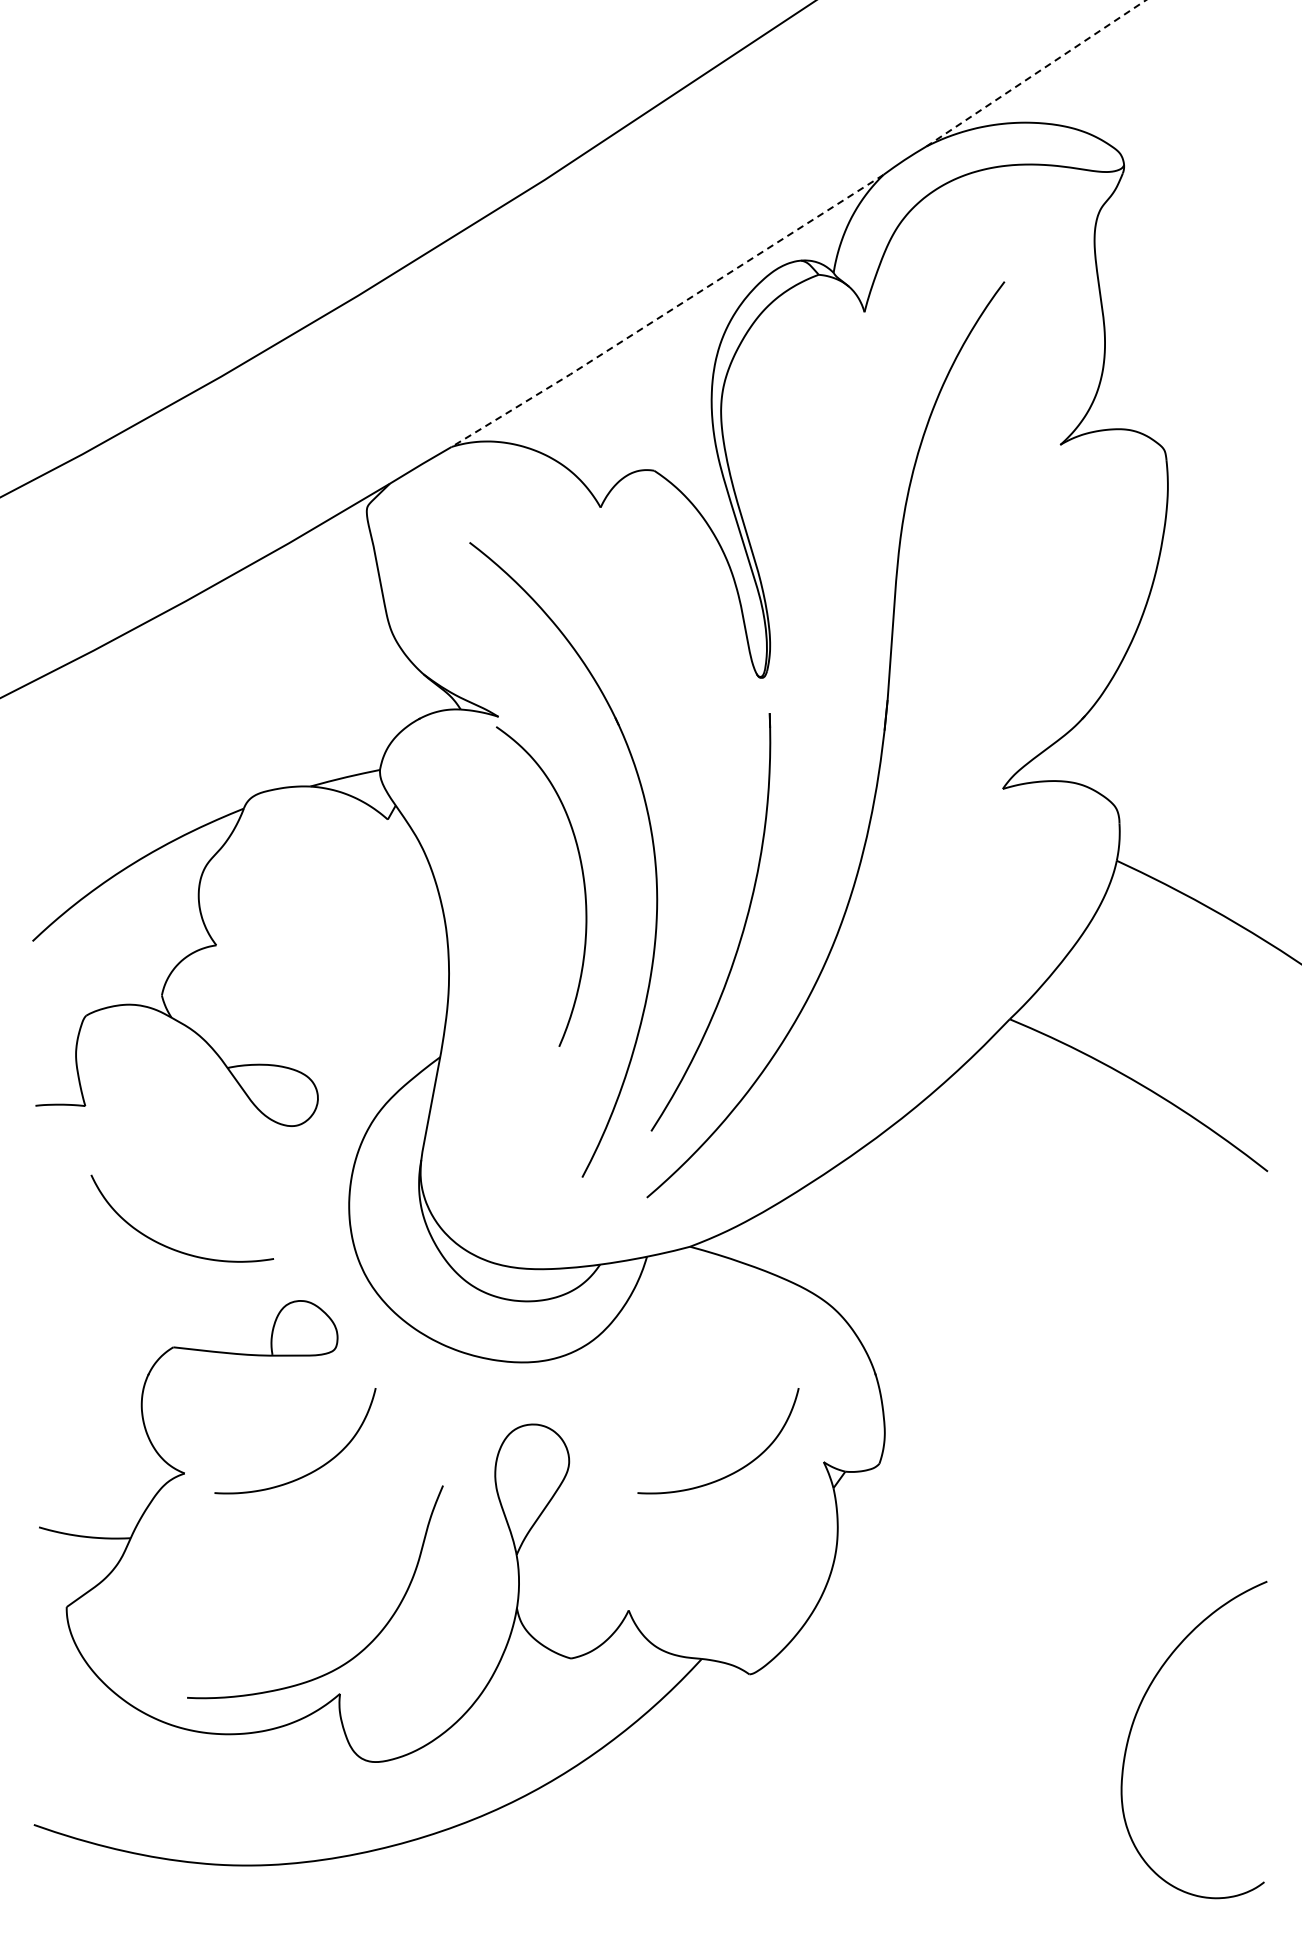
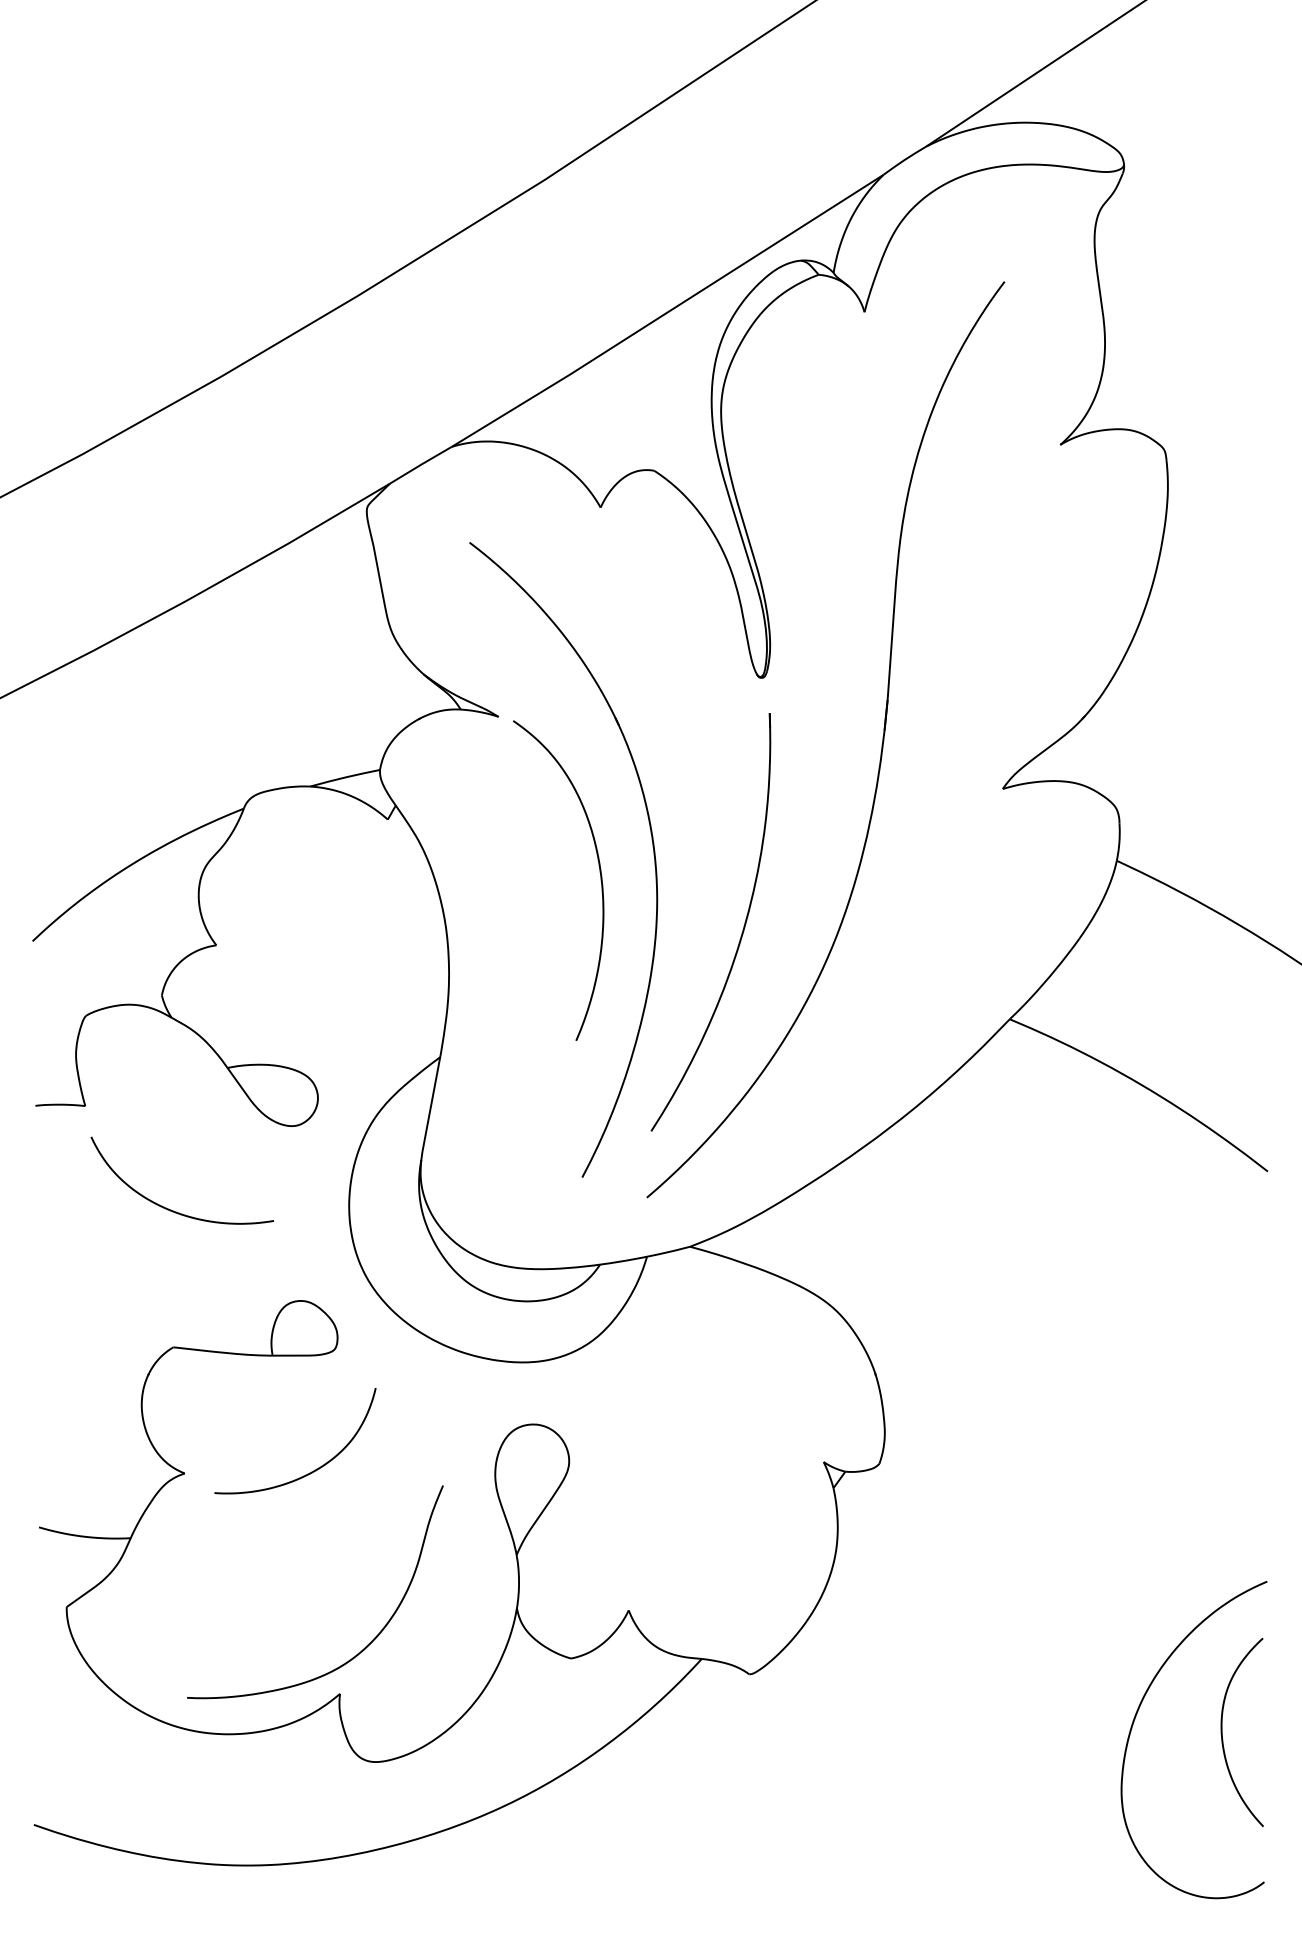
line: dashed -> solid (1036, 73)
line: dashed -> solid (667, 312)
curve position: (582, 878) -> (599, 872) (599, 872)
curve position: (171, 1247) -> (171, 1209) (171, 1209)
curve: present -> none (734, 1471)
curve: none -> present (1222, 1731)
